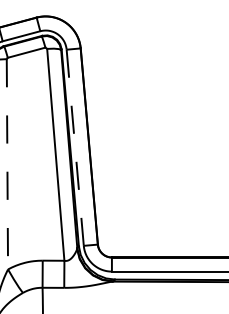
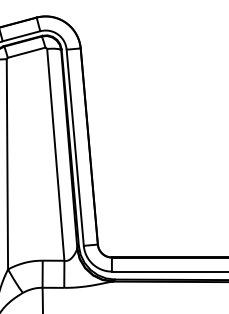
line: dashed -> solid (75, 148)
line: dashed -> solid (7, 164)
